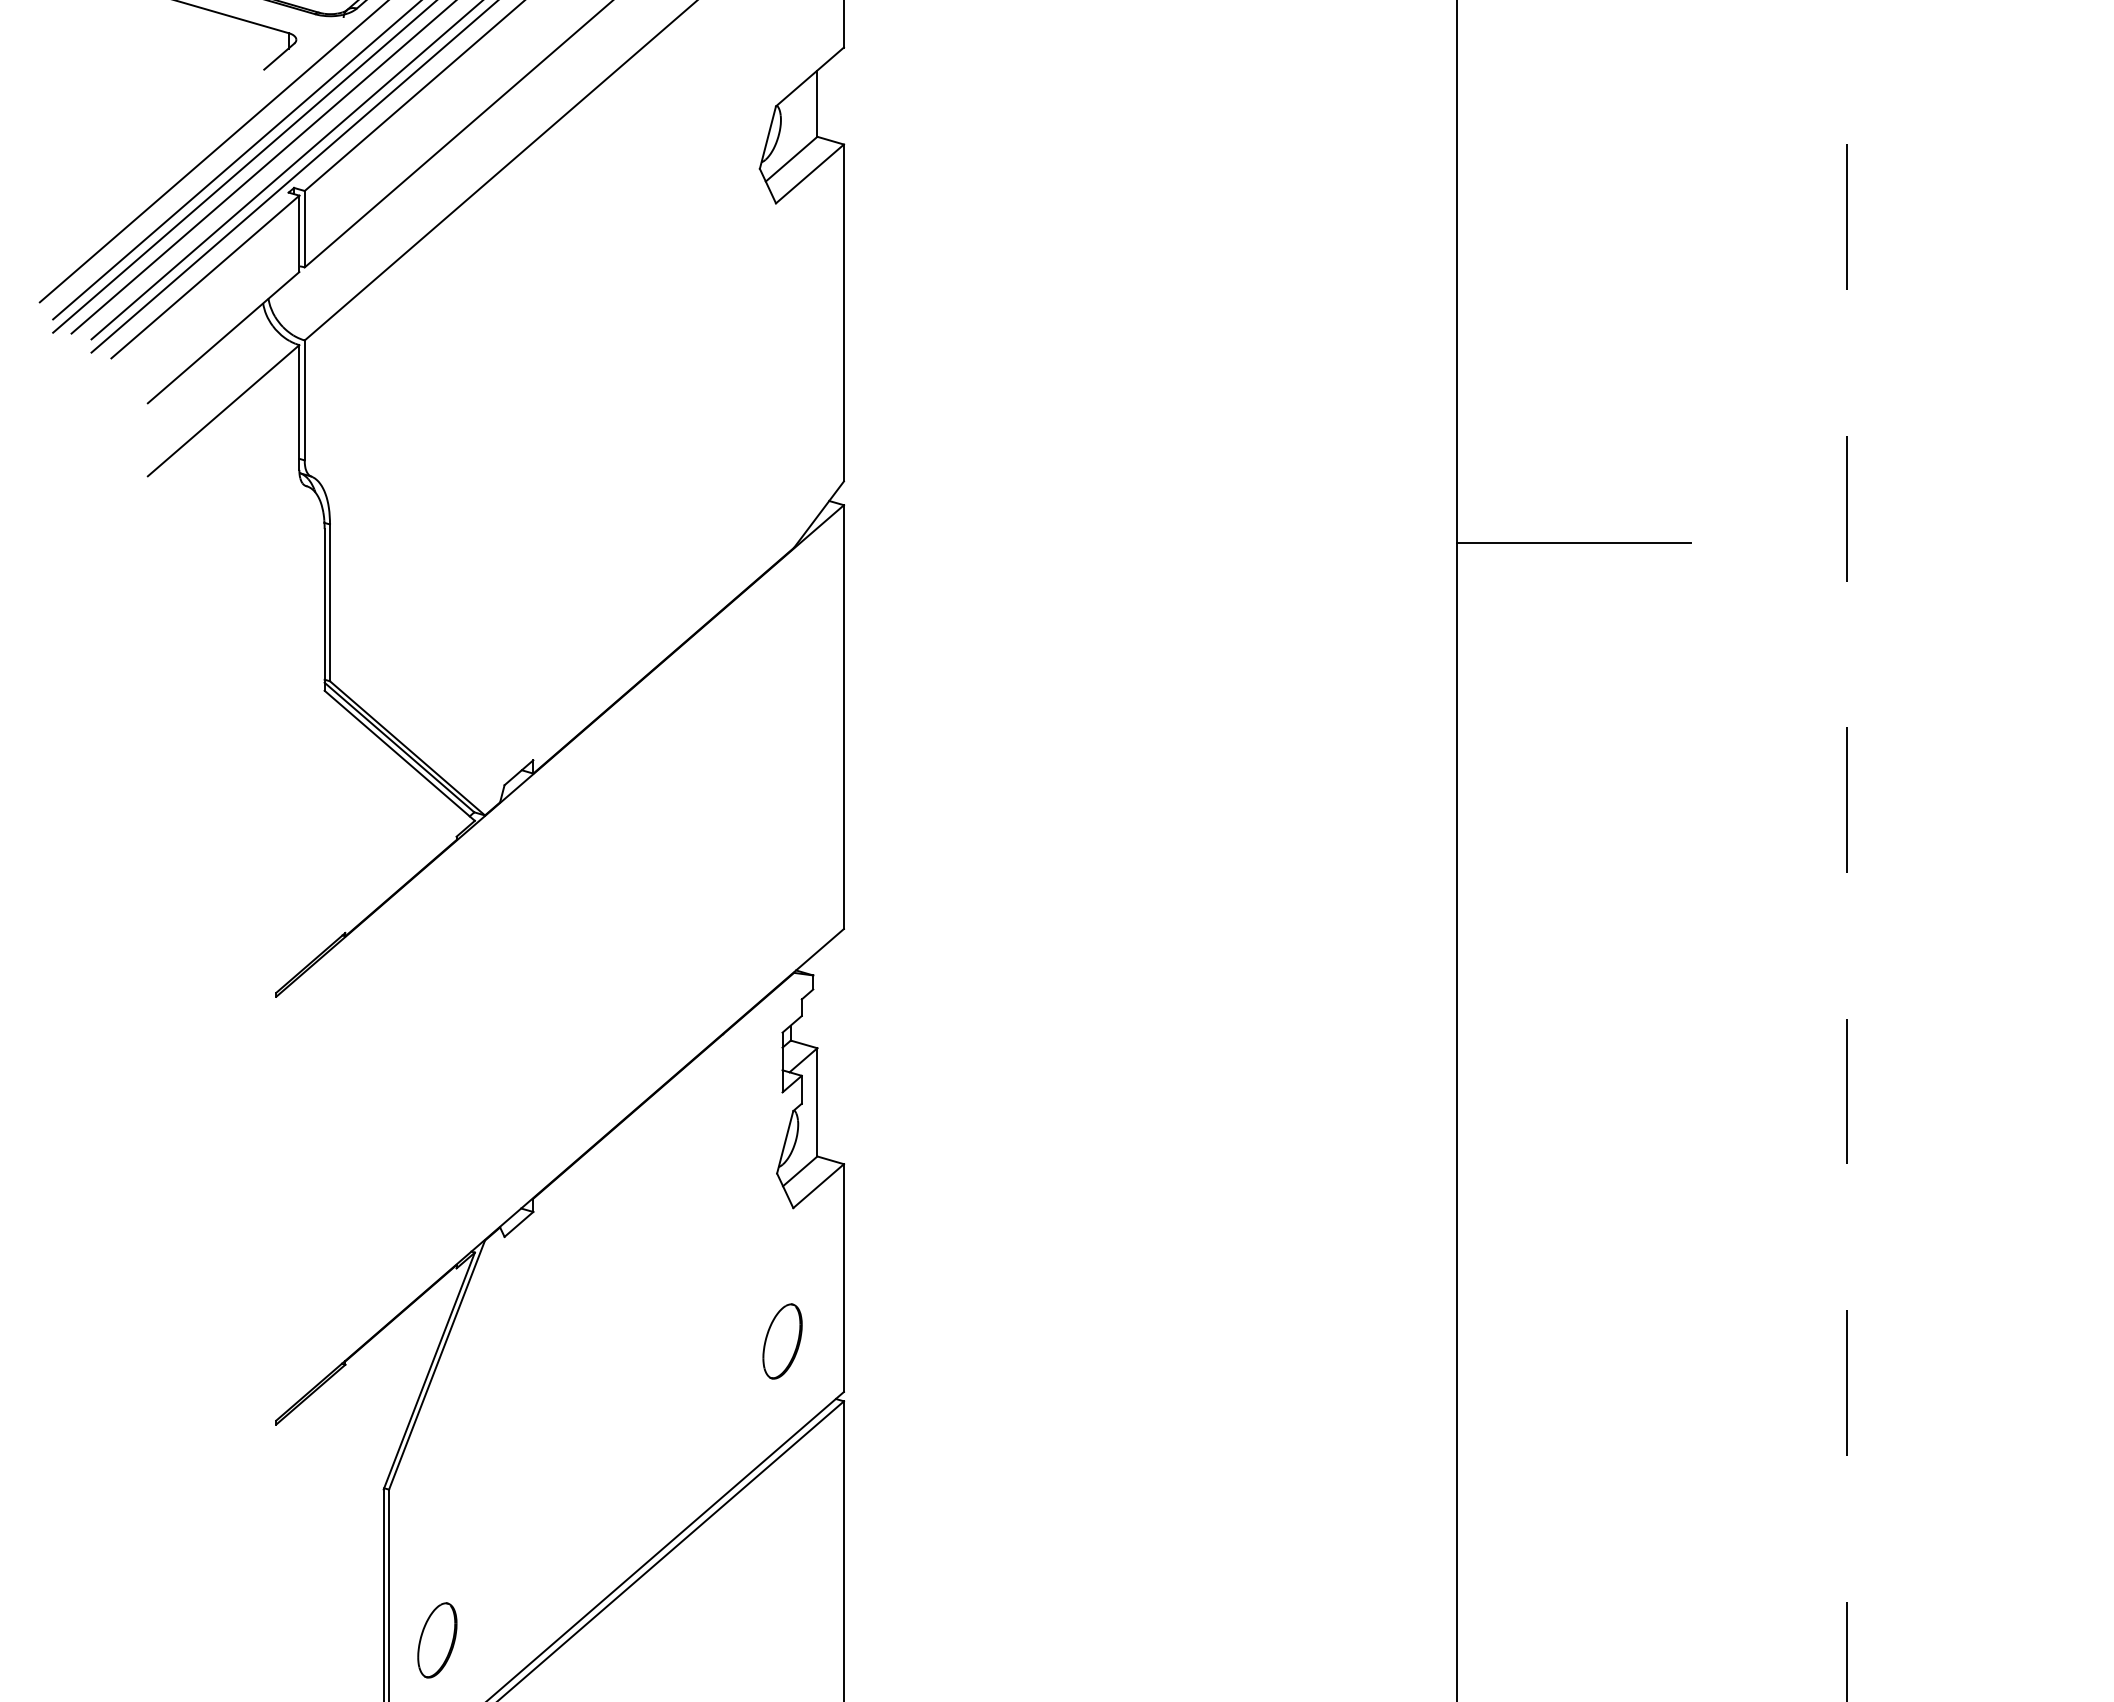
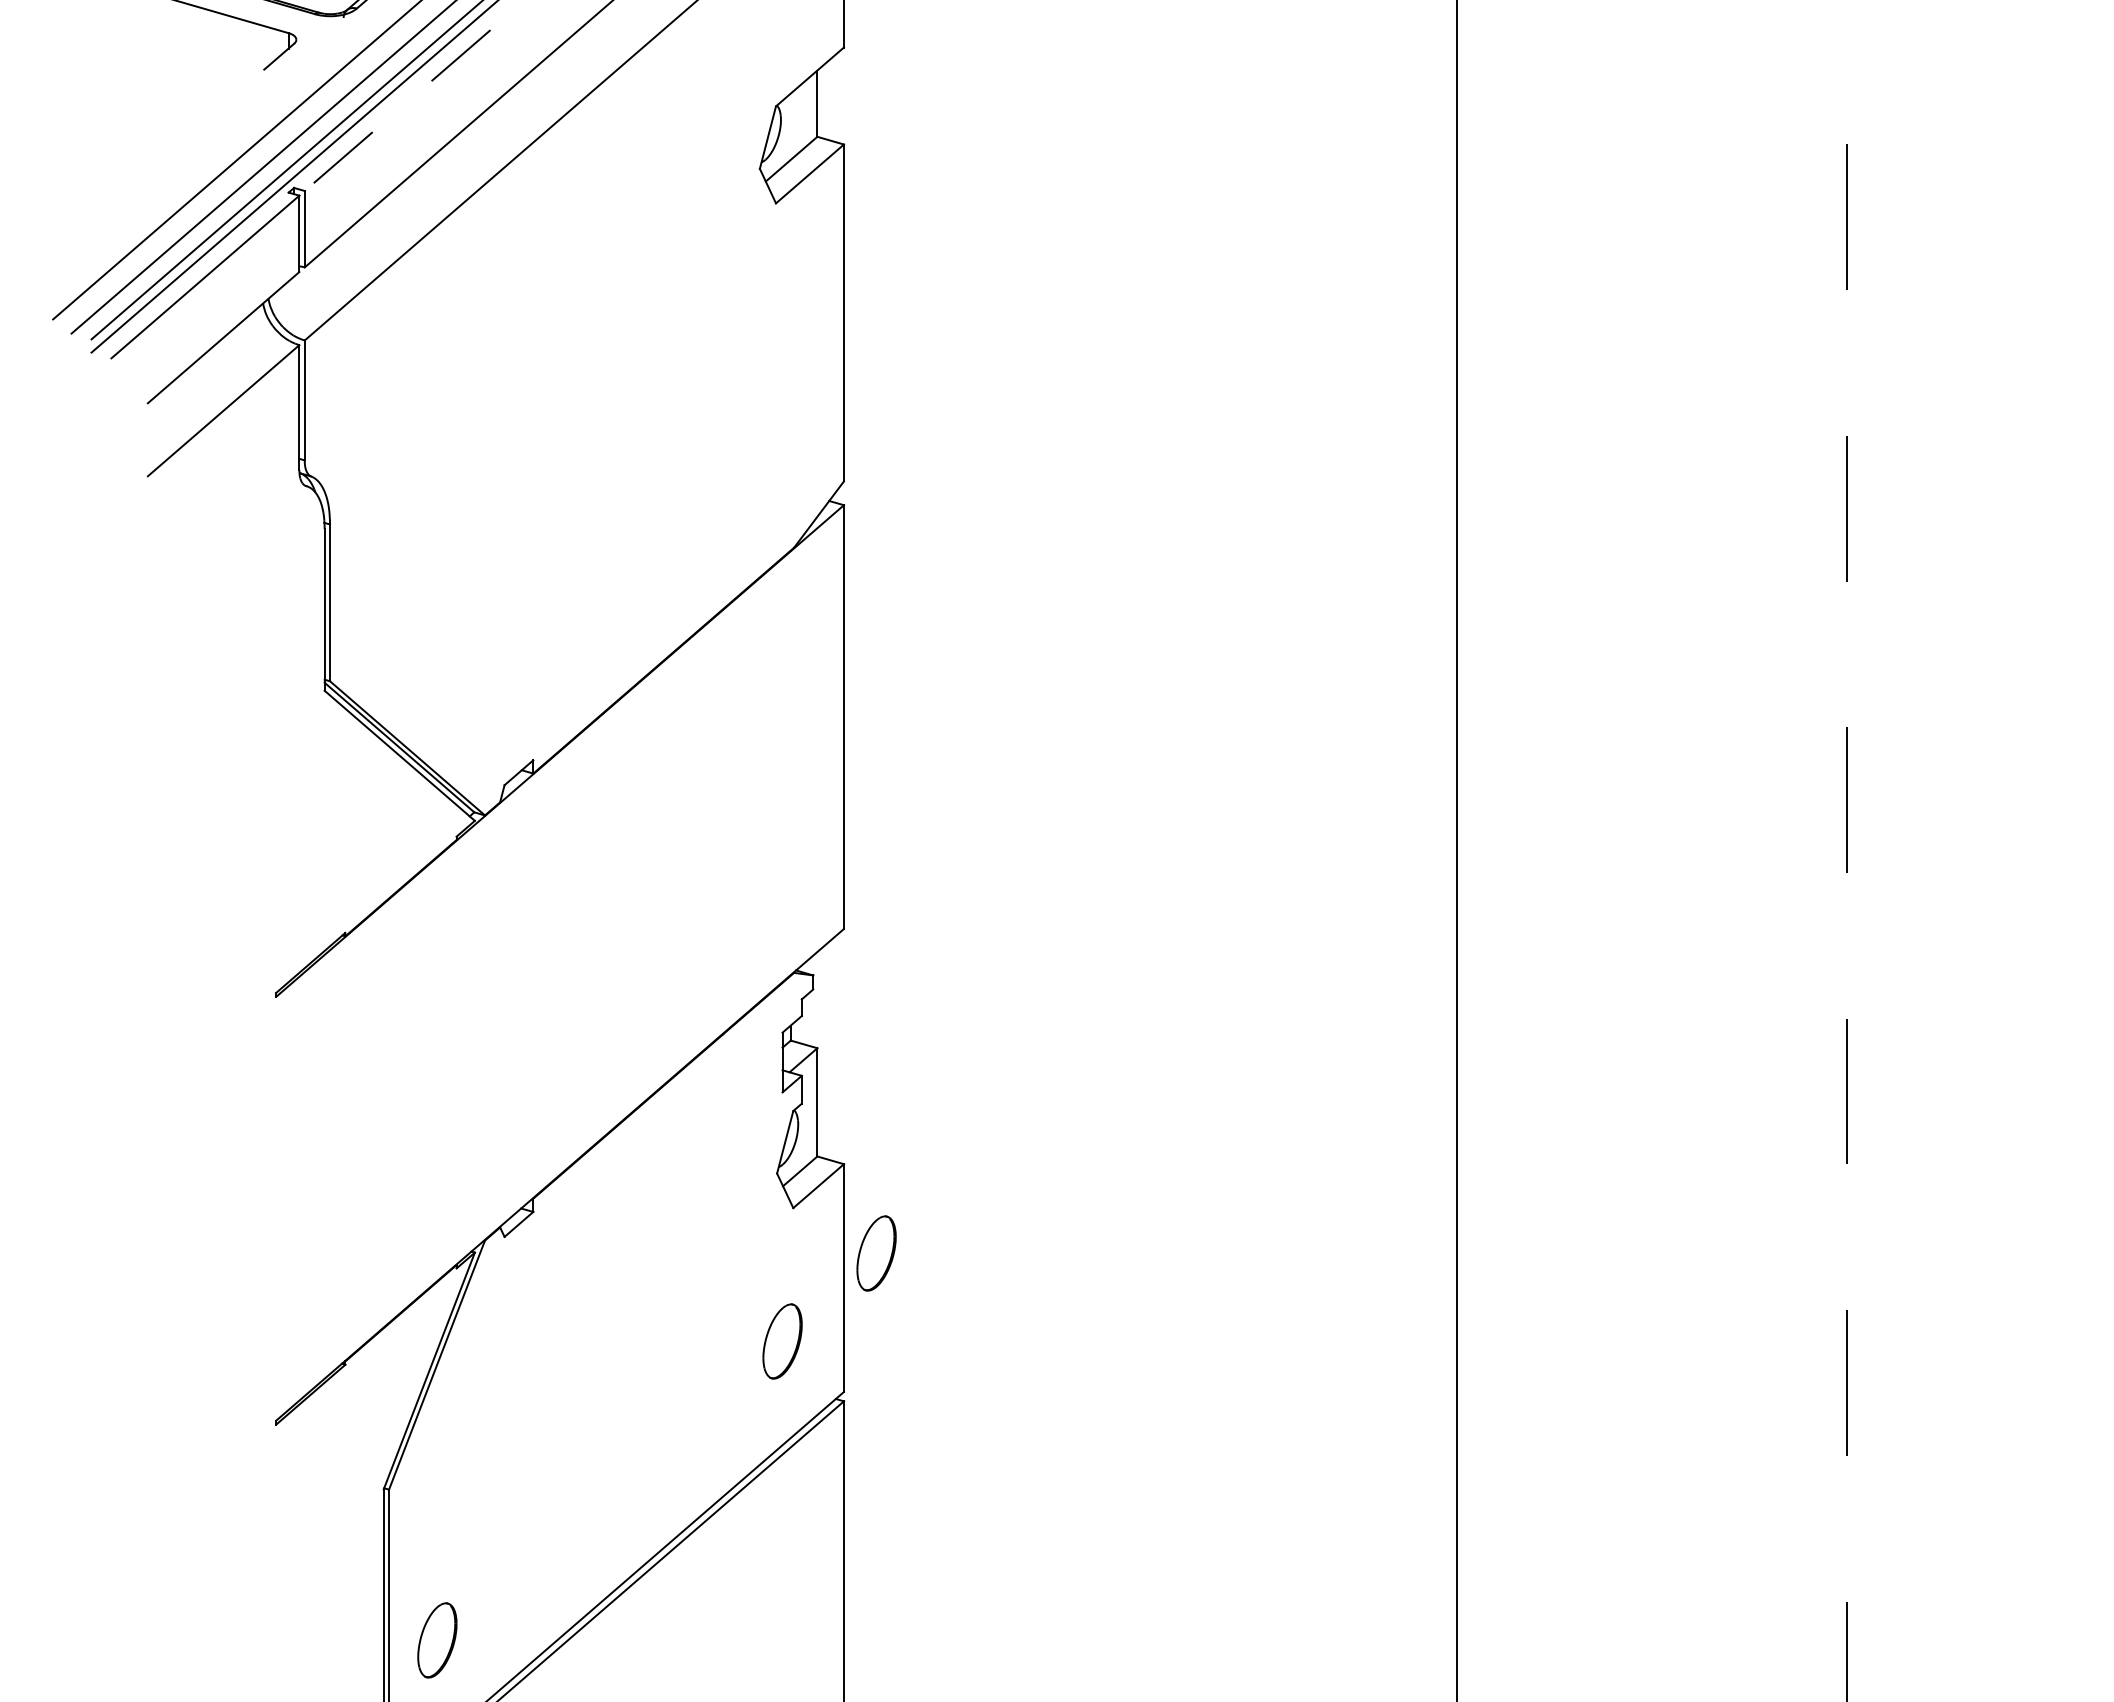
line: solid -> dashed (415, 95)
line: present -> none (212, 152)
line: present -> none (243, 167)
line: present -> none (1574, 542)
part: none -> present (876, 1253)
